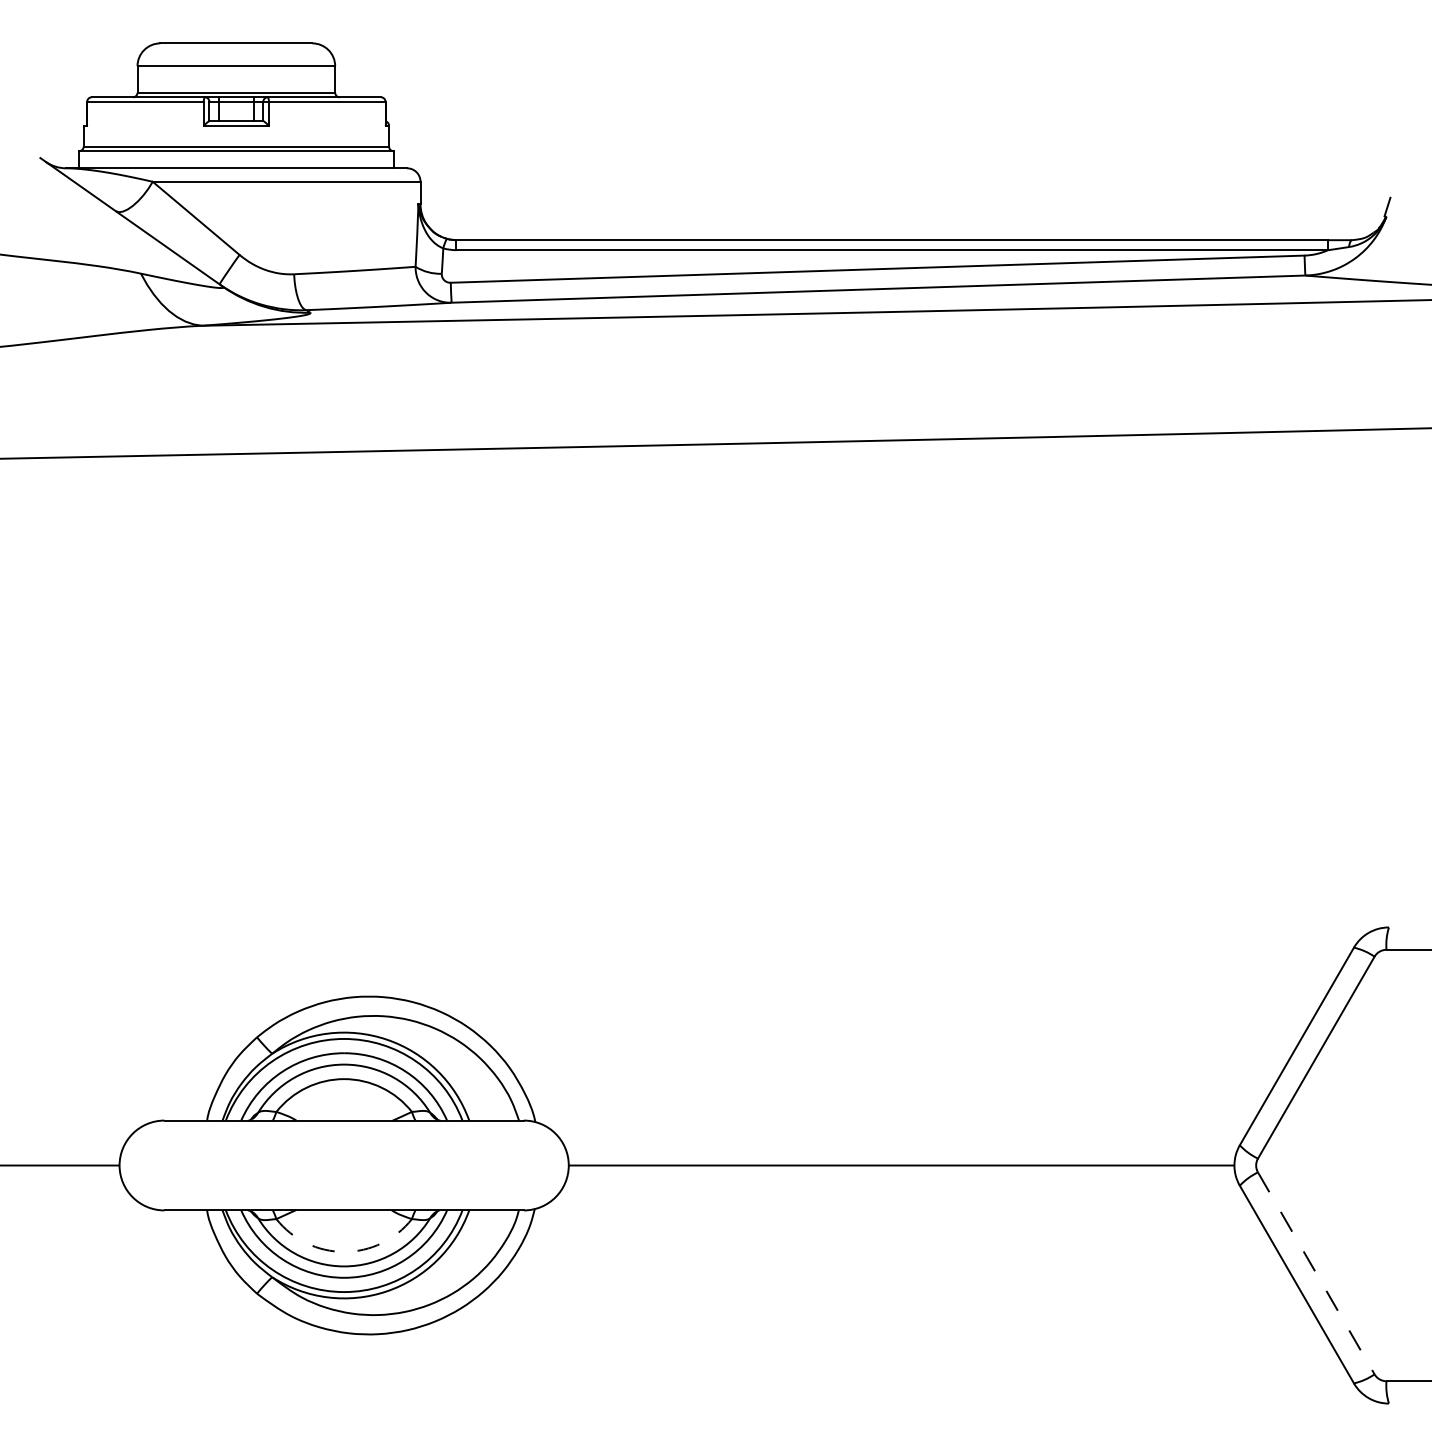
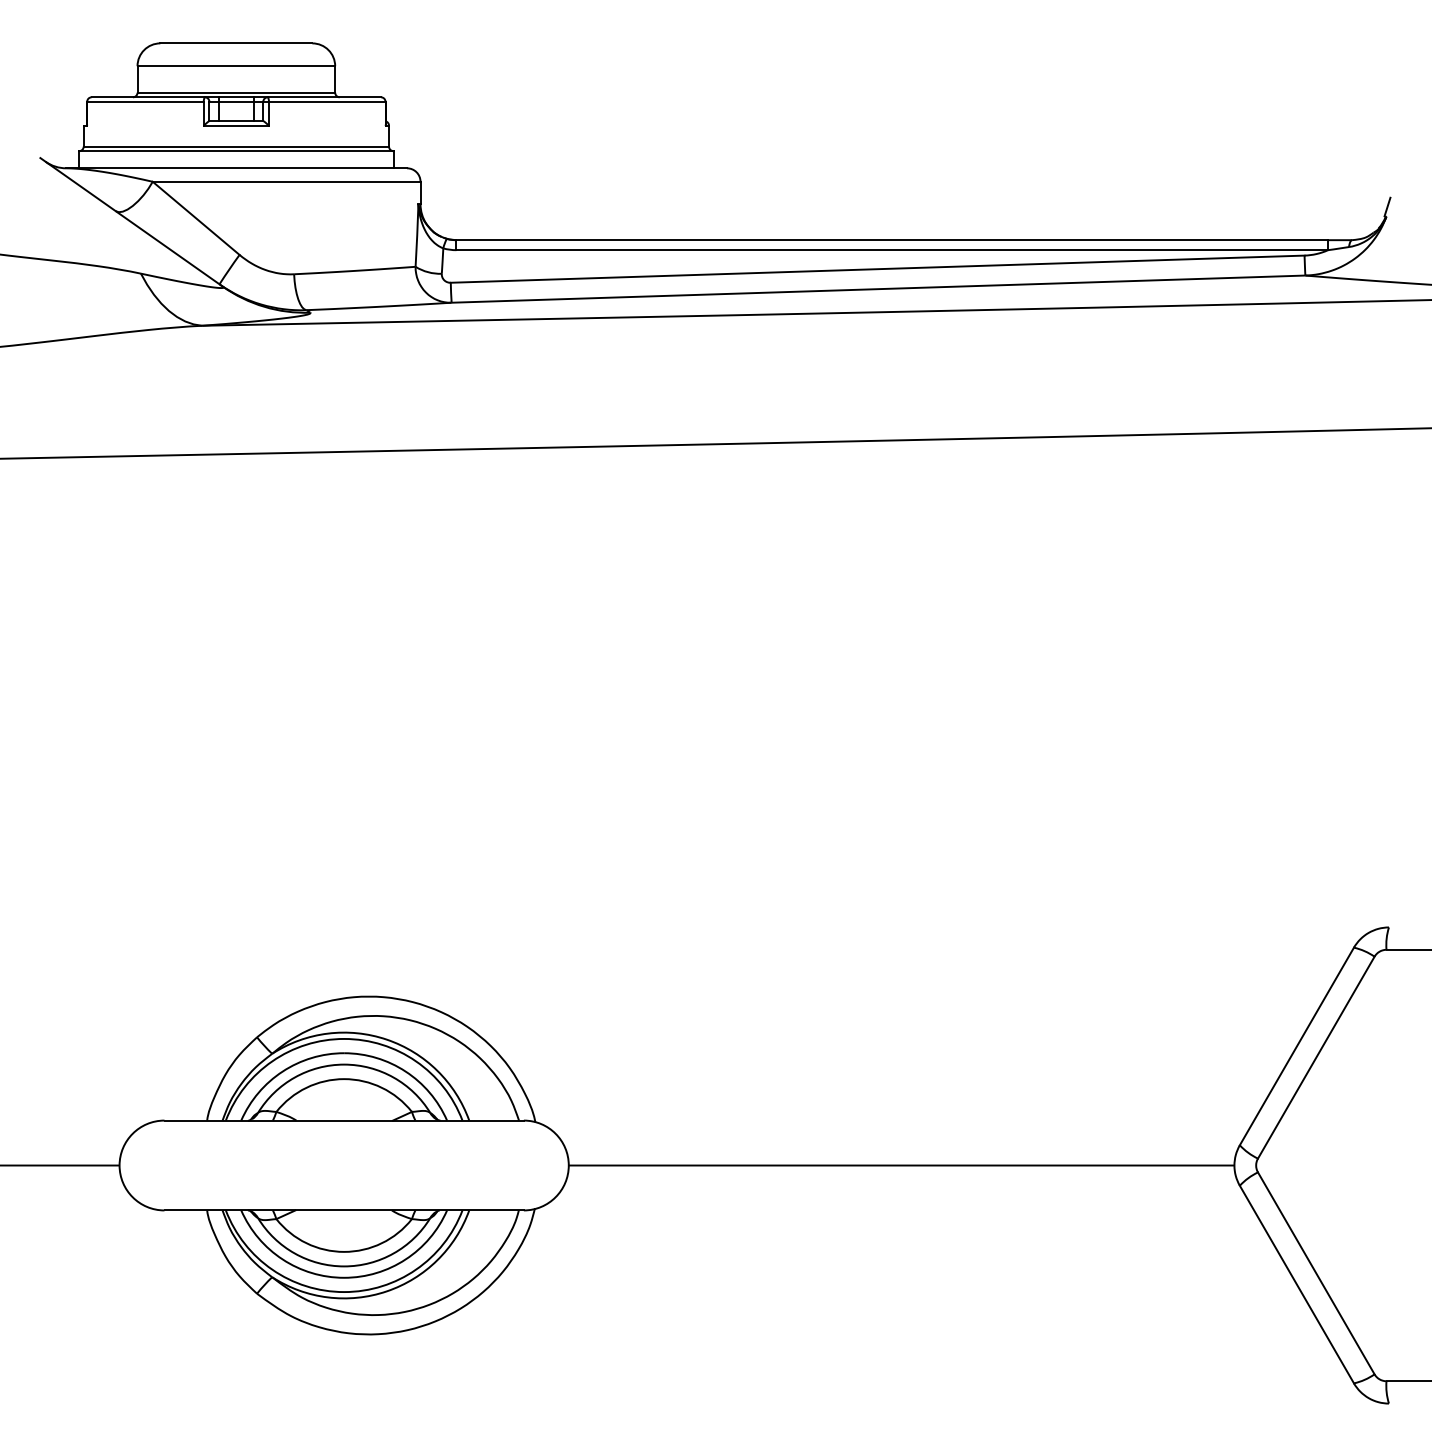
arc: dashed -> solid (344, 1251)
line: dashed -> solid (1316, 1273)
